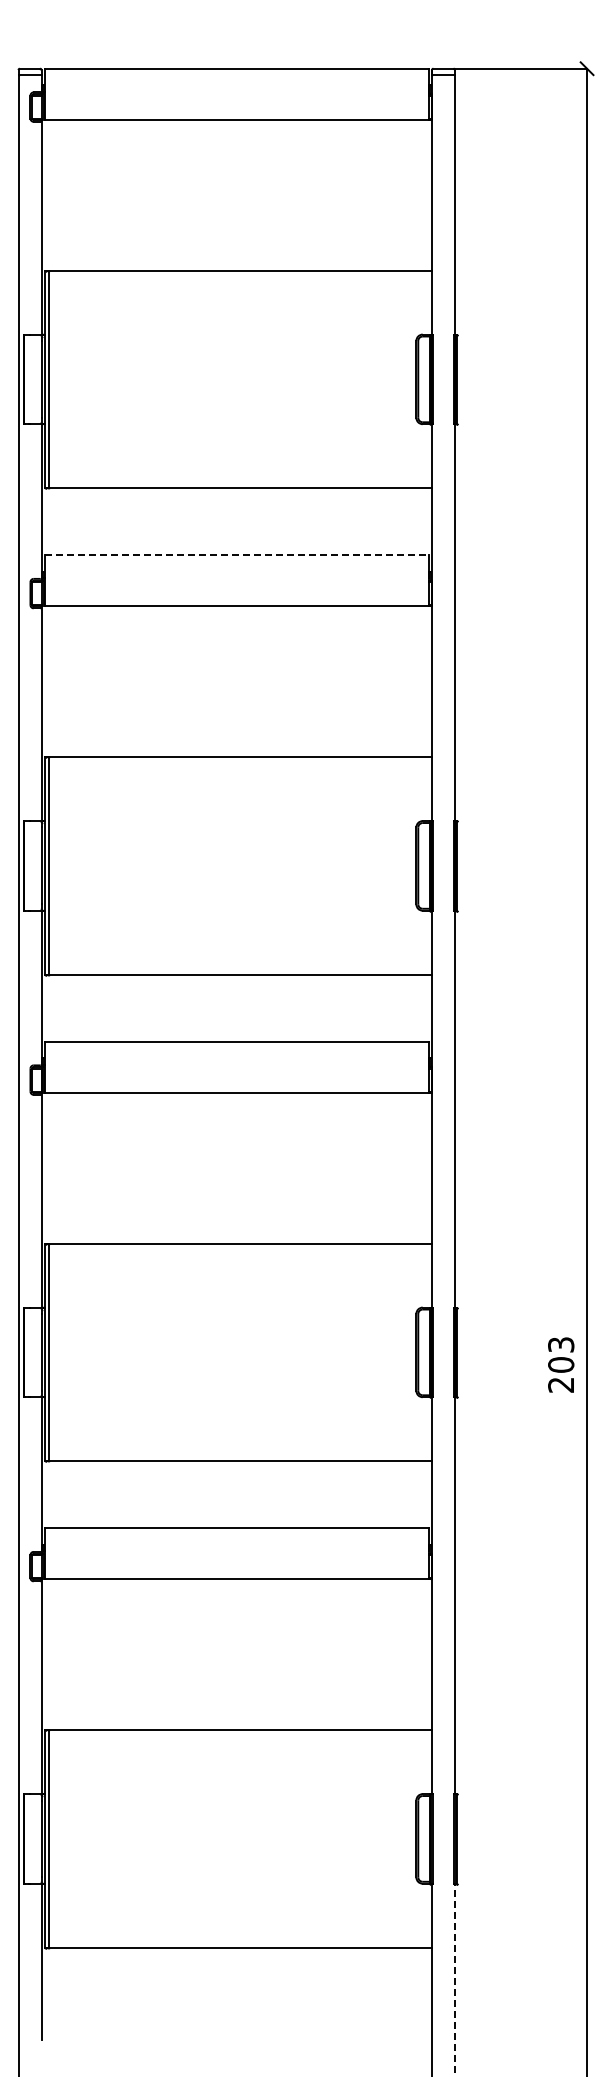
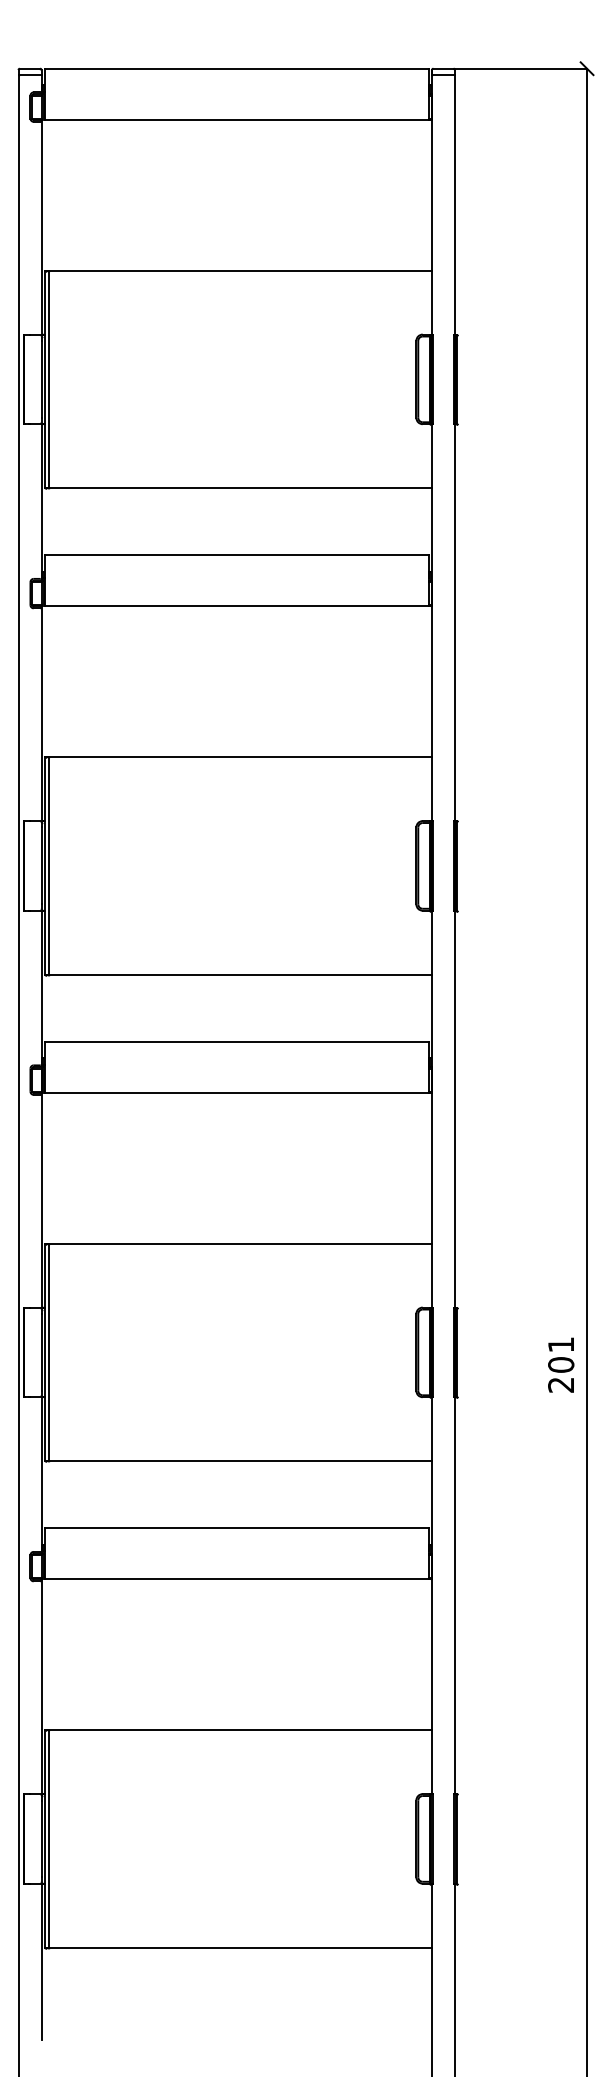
line: dashed -> solid (237, 555)
text: 203 -> 201 (561, 1344)
line: dashed -> solid (455, 1979)
